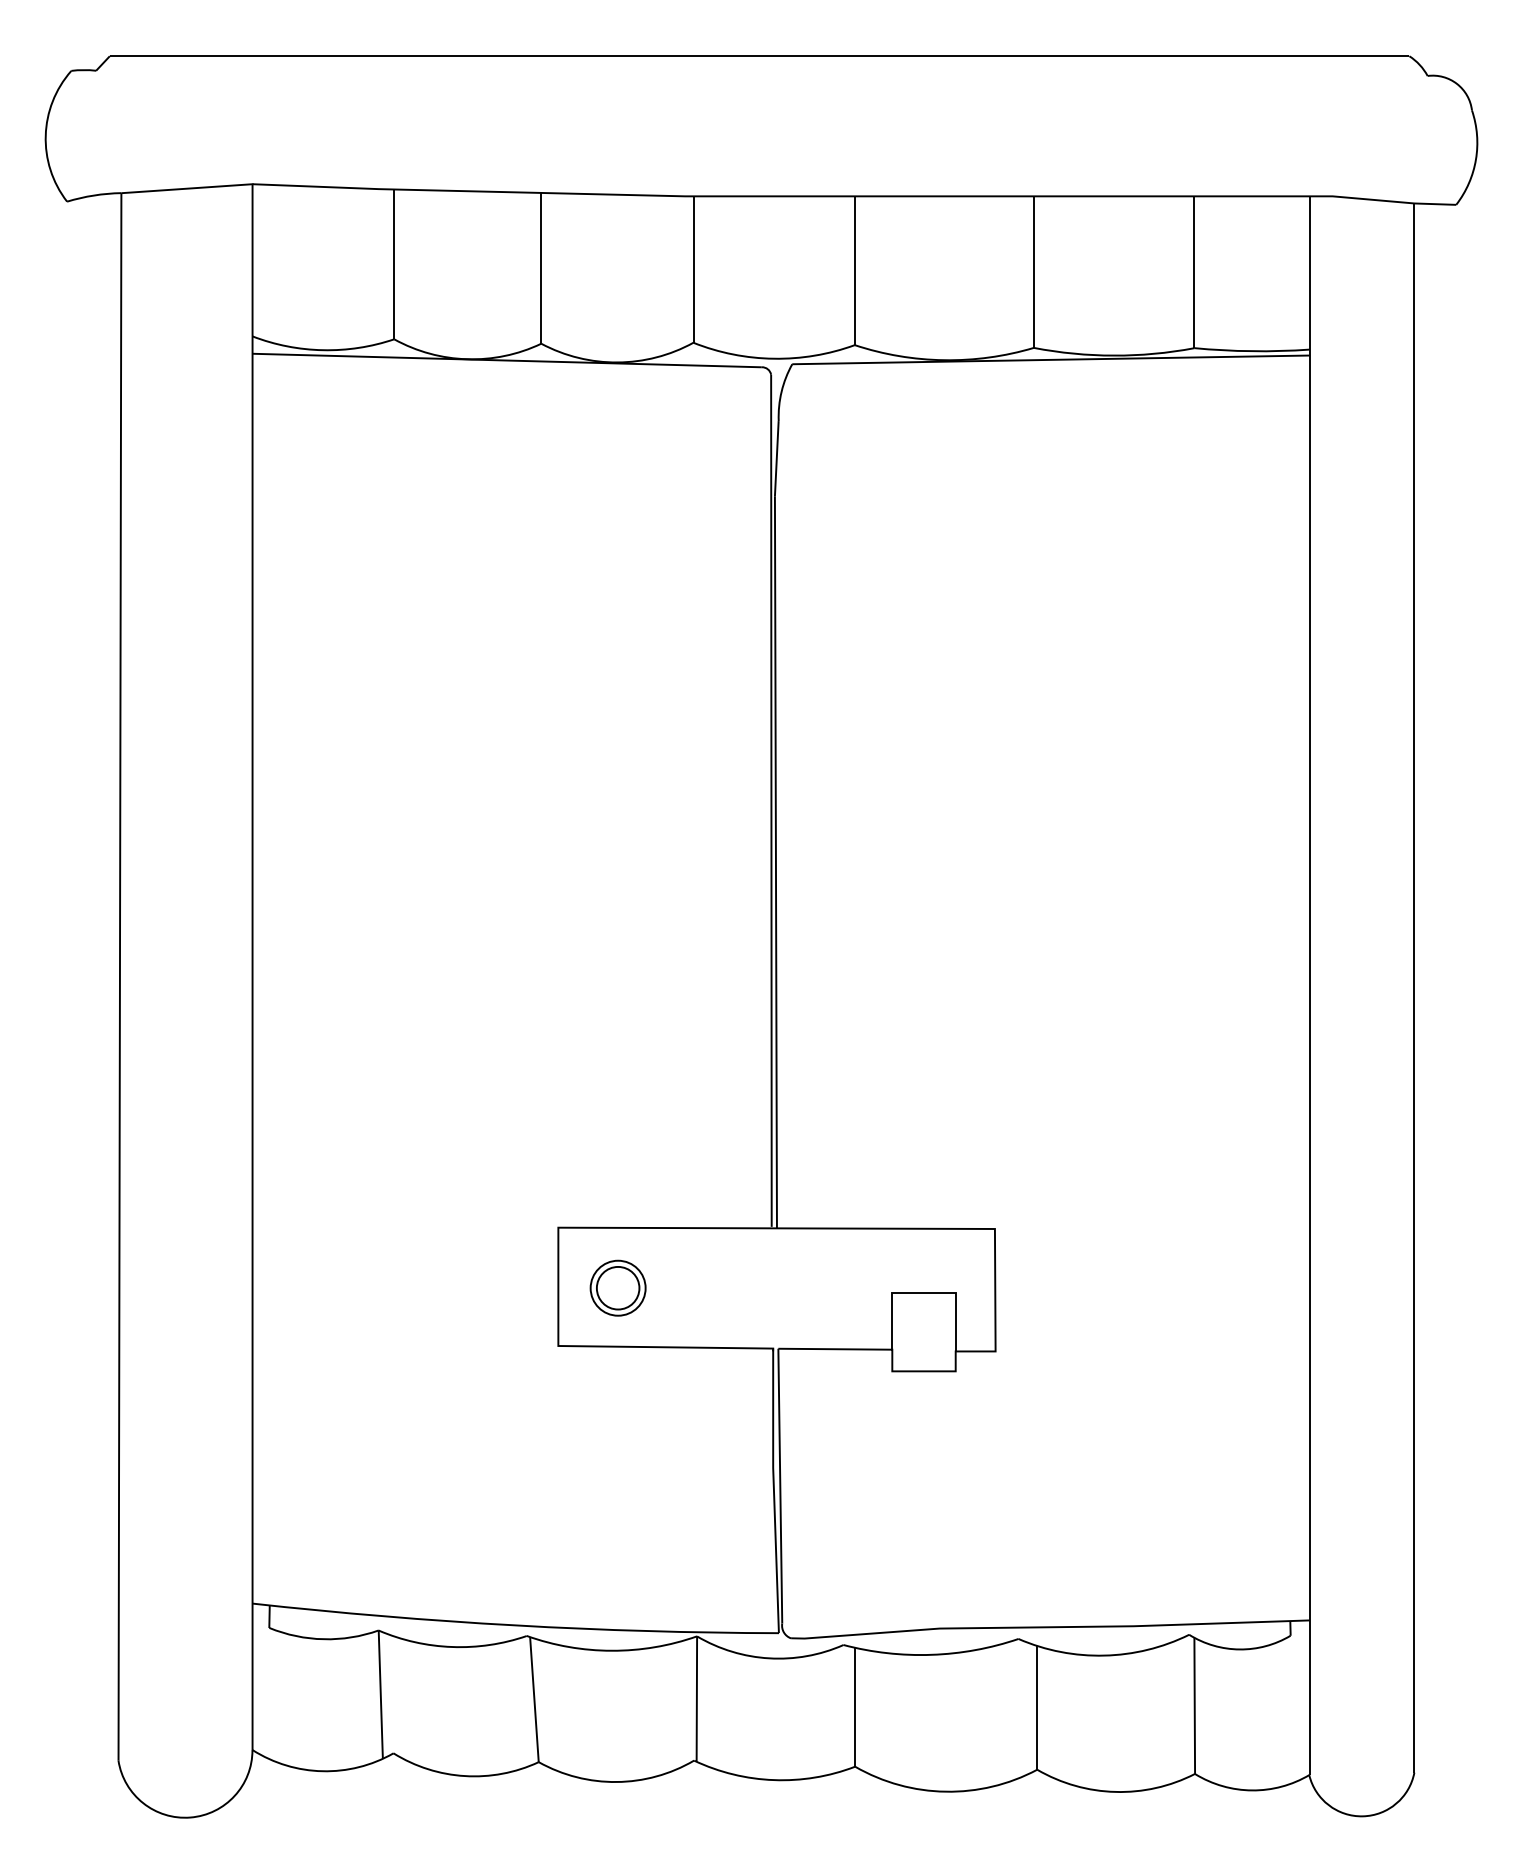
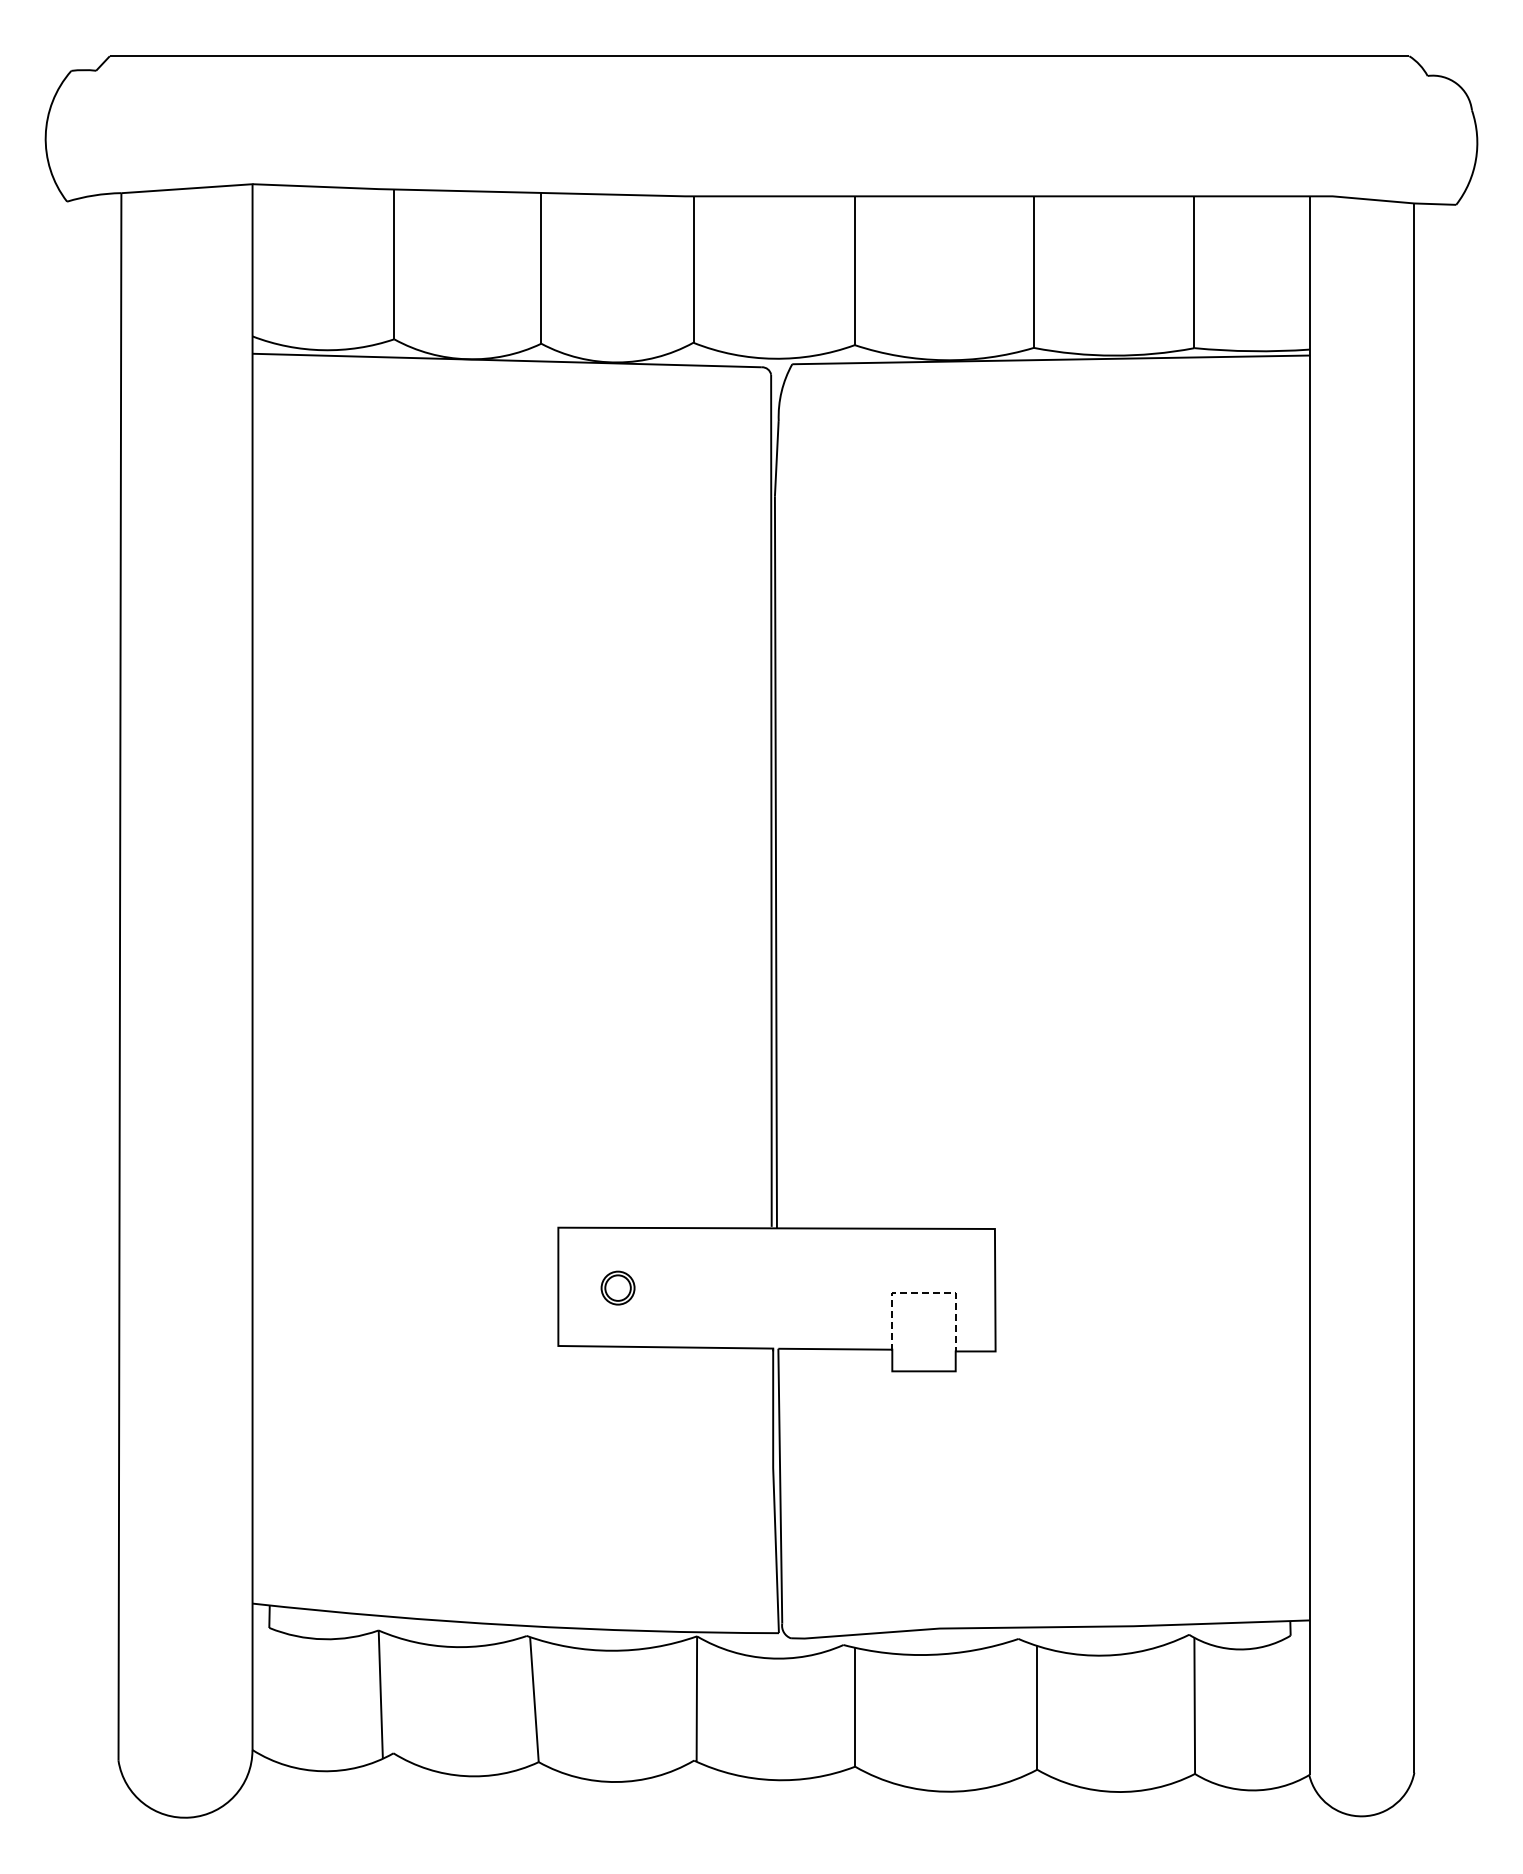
part size: 58x58 px -> 36x36 px (617, 1287)
line: solid -> dashed (924, 1292)
